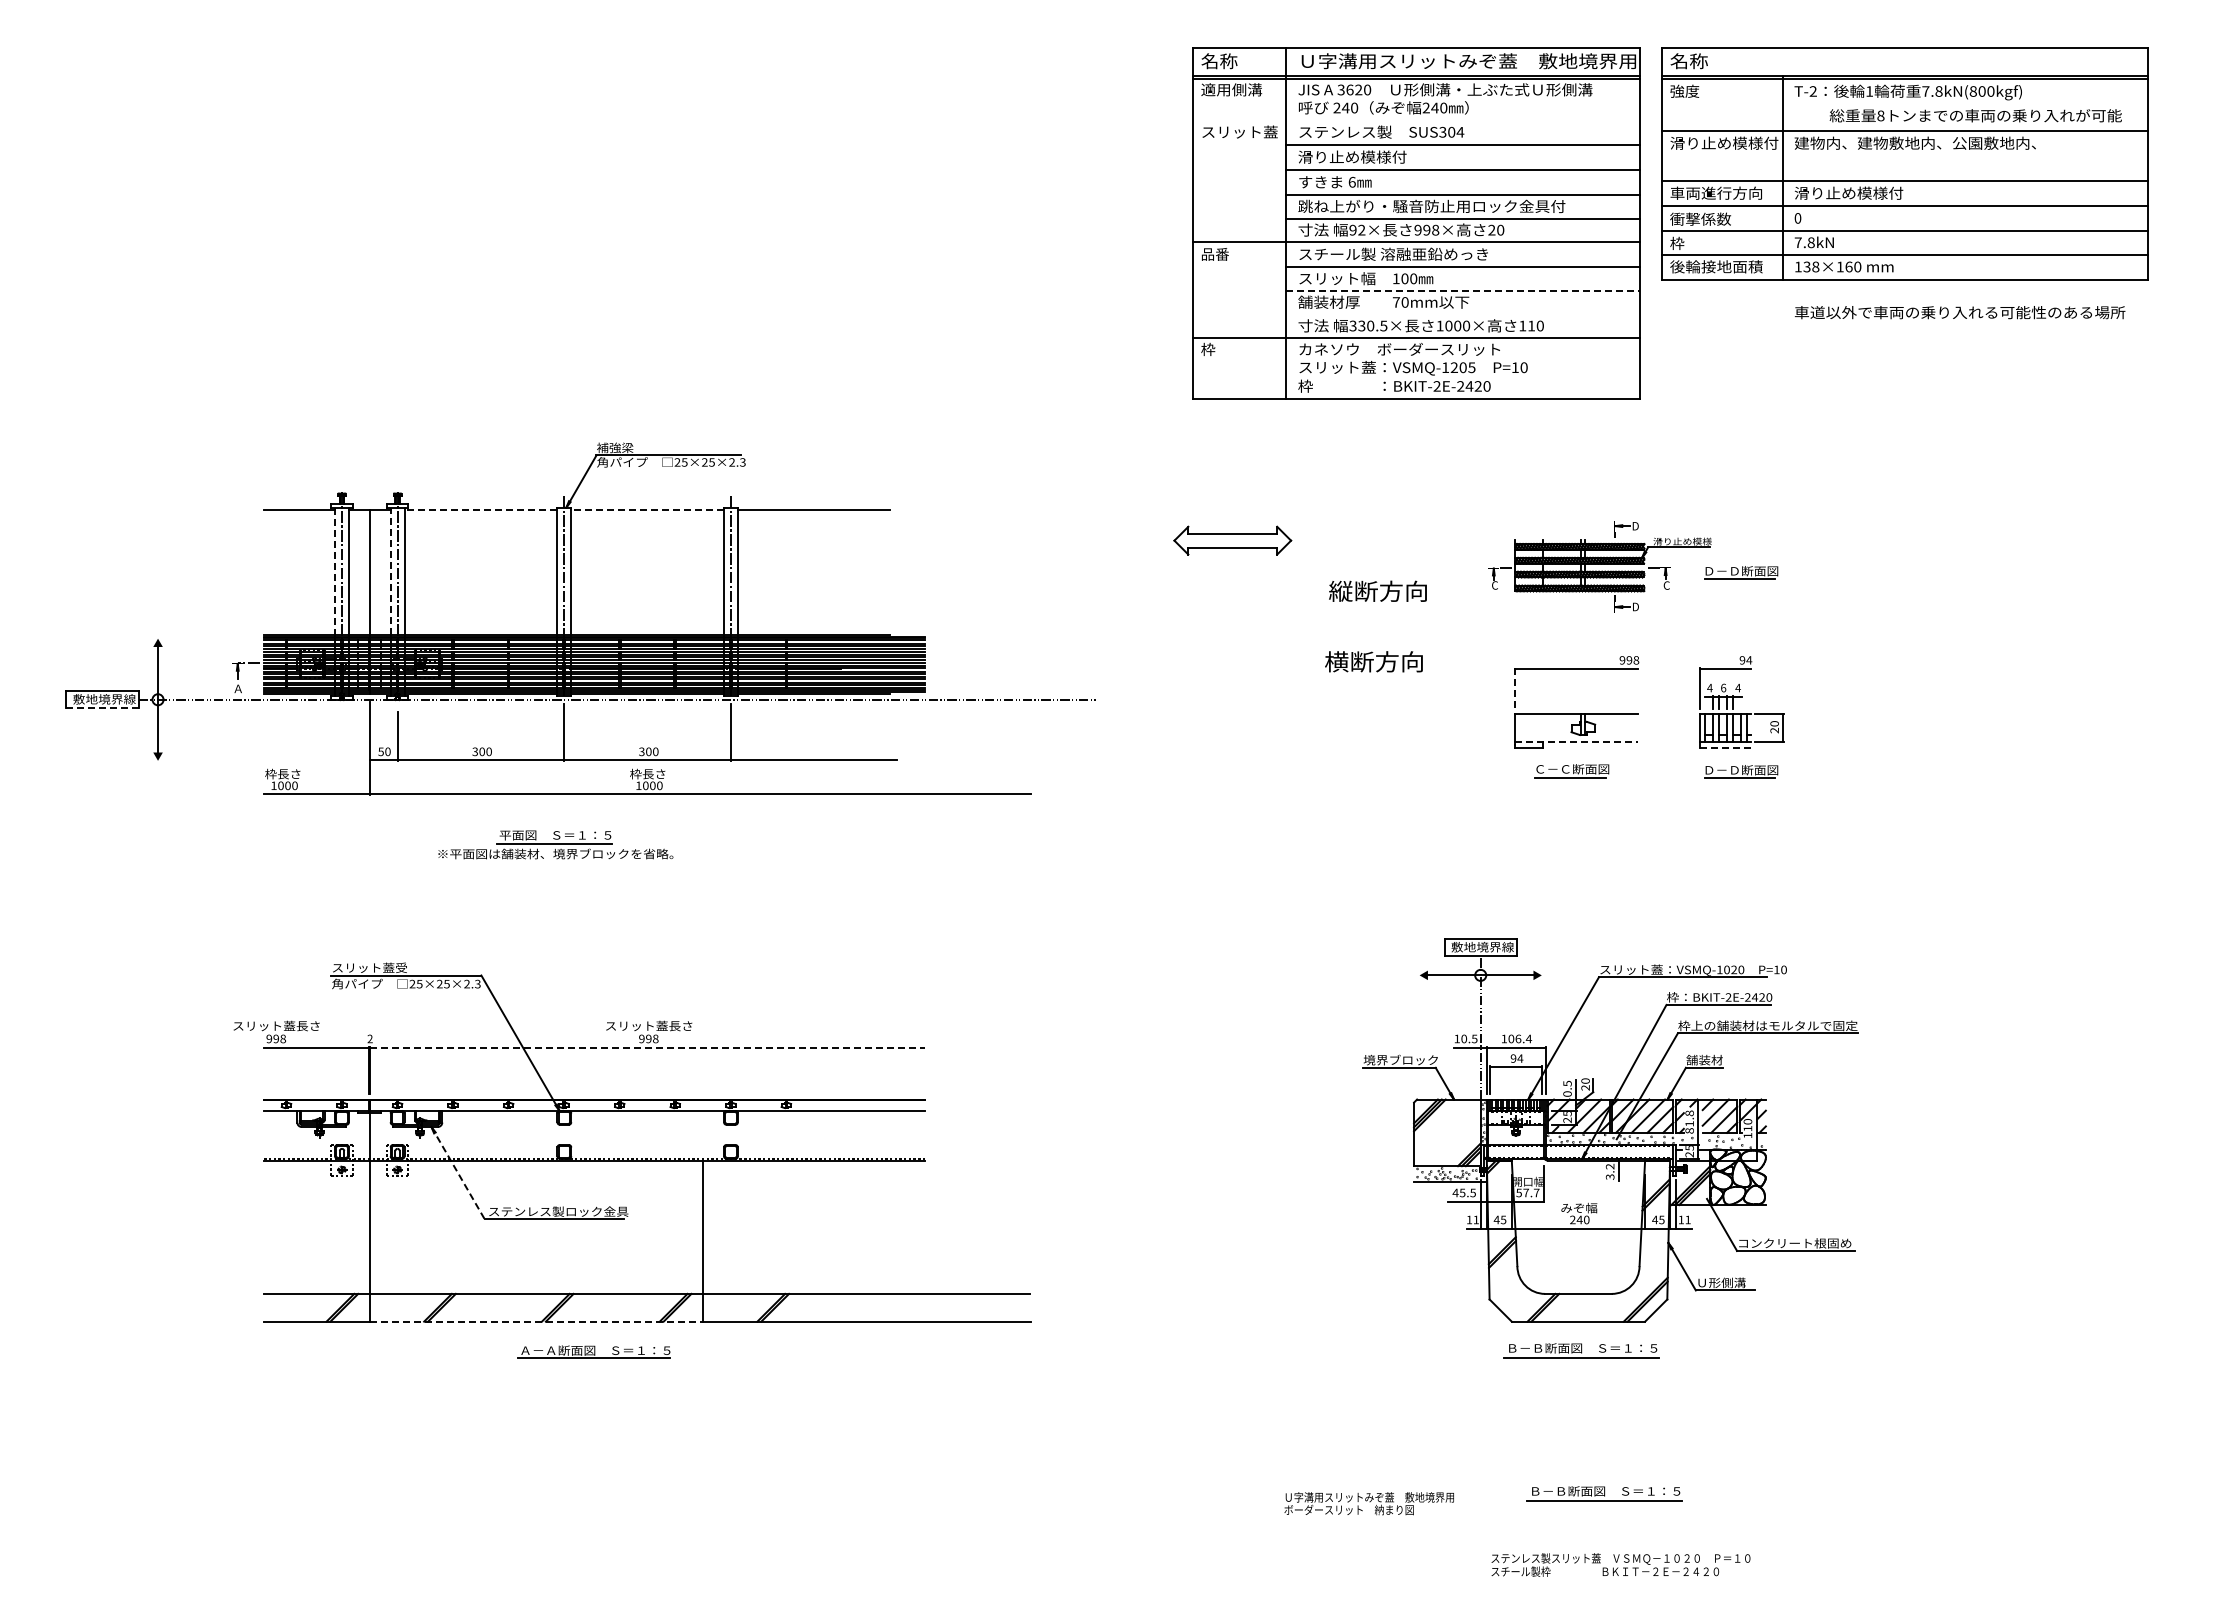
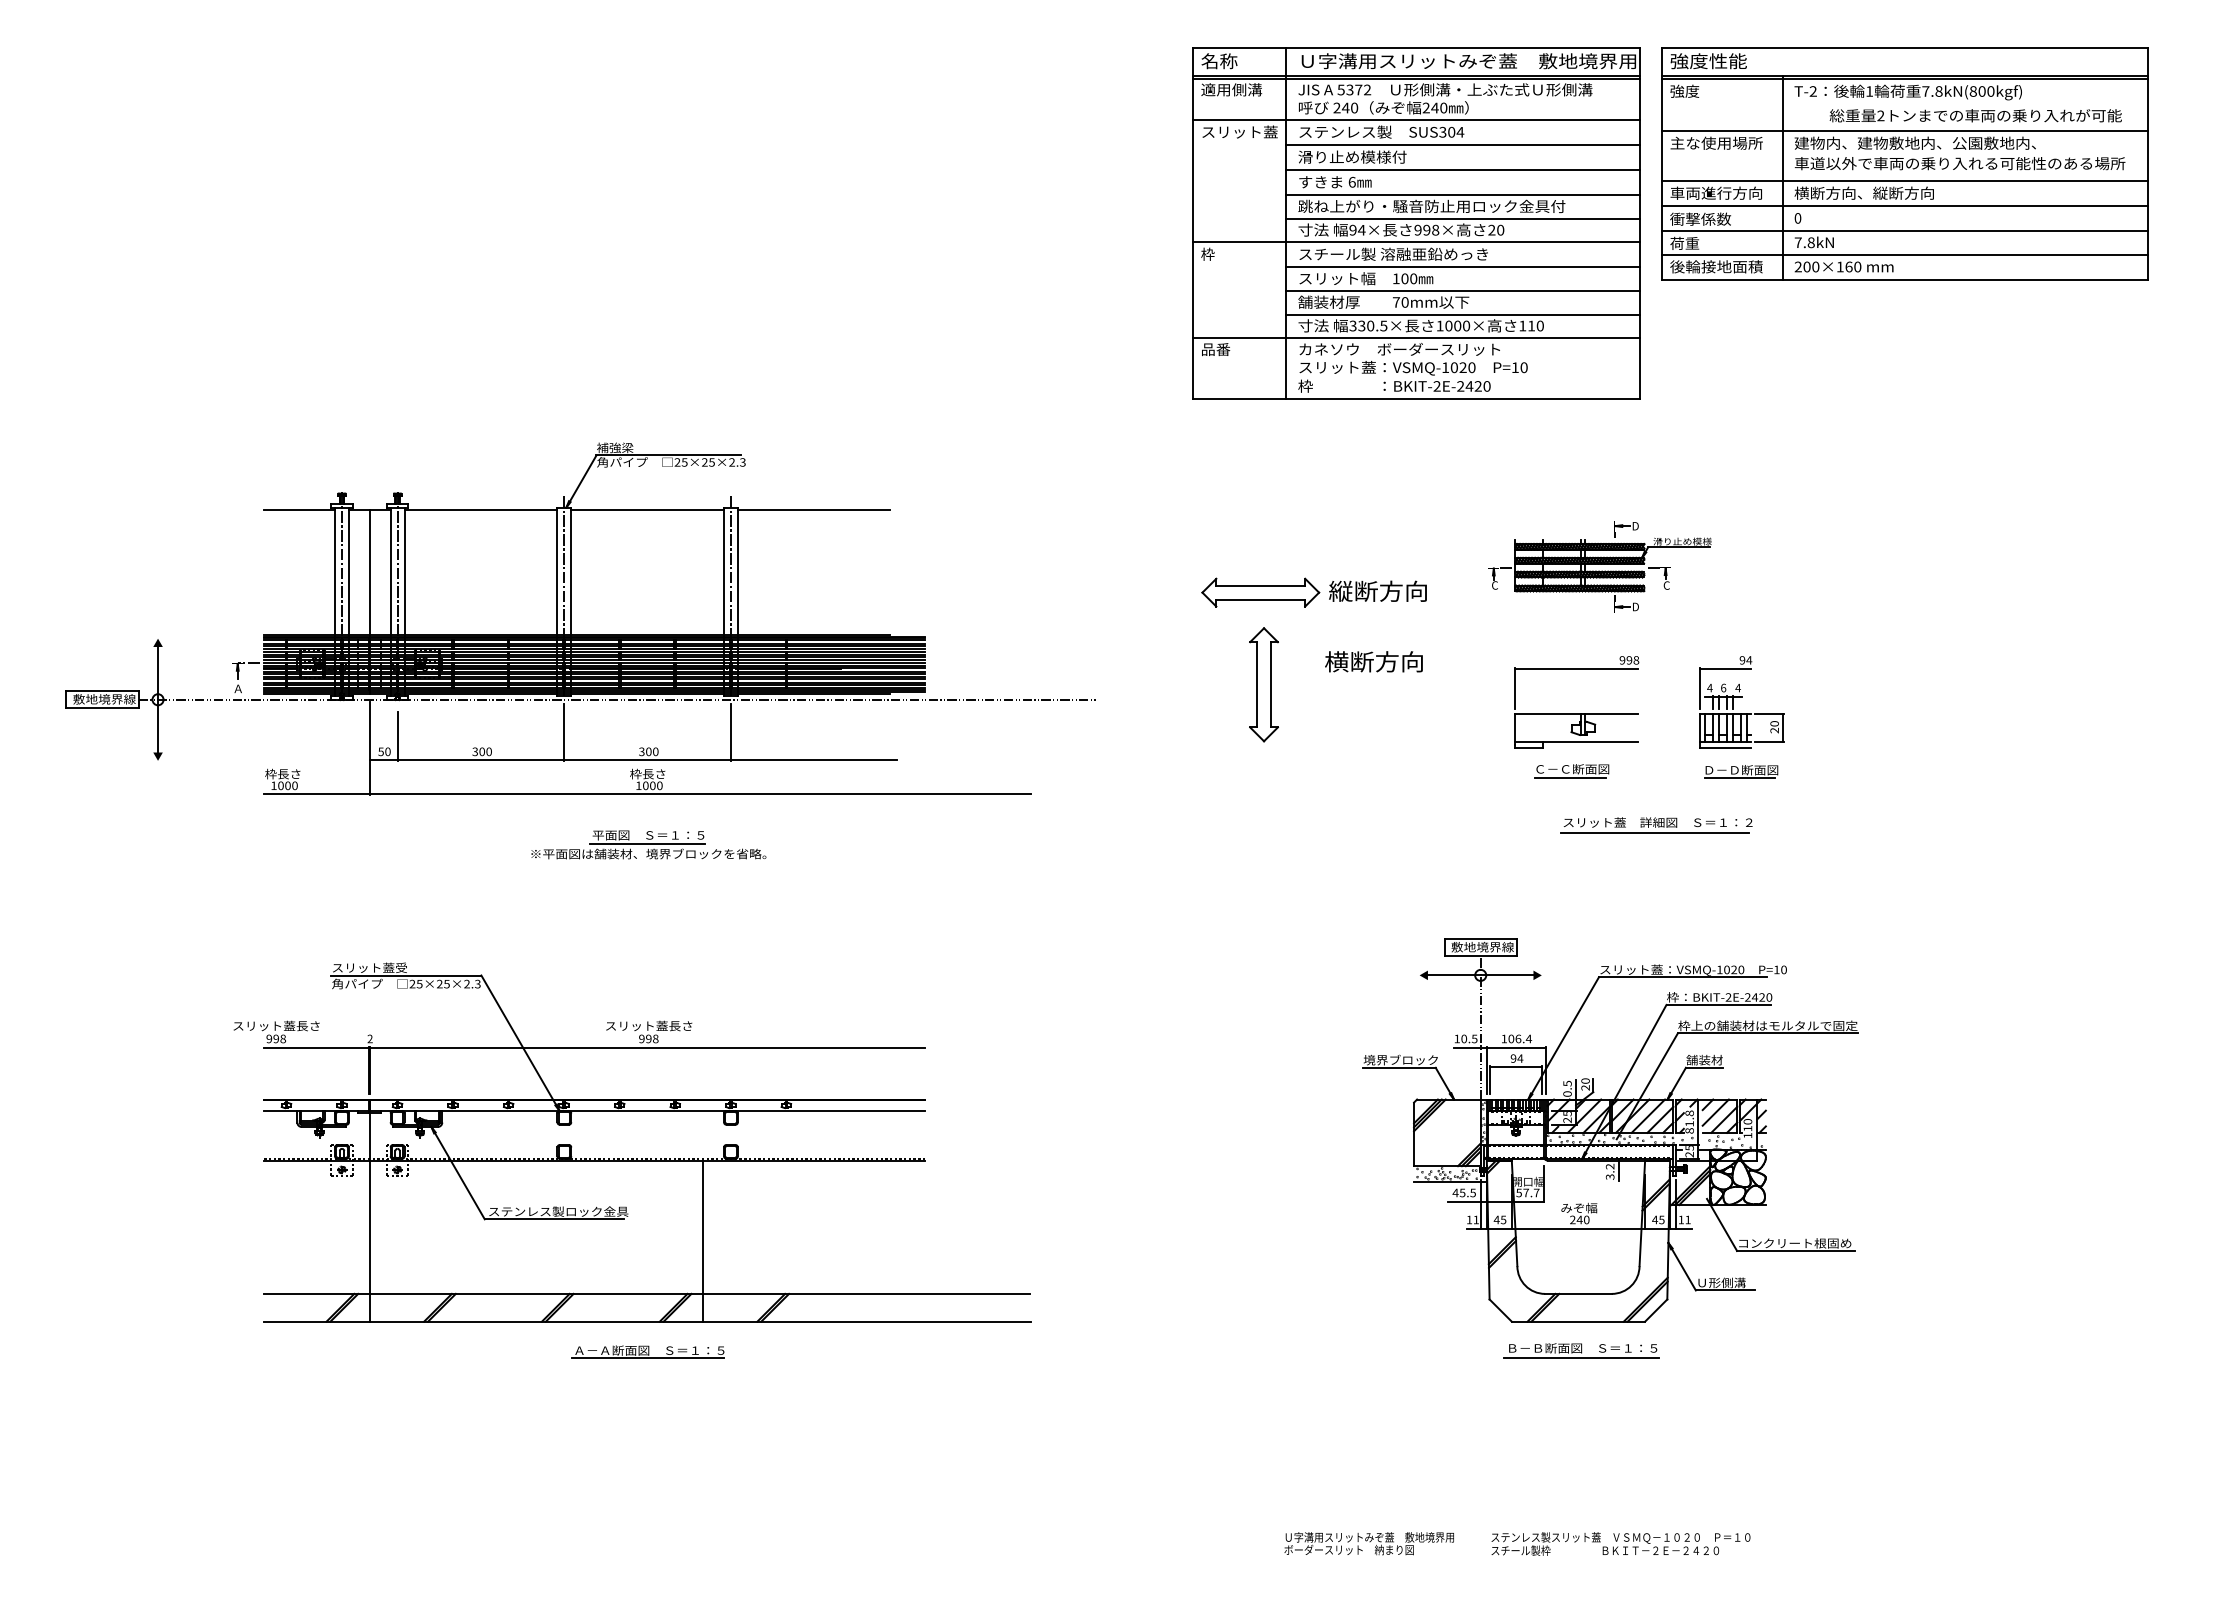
text: 名称 -> 強度性能 (1708, 61)
text: 3620 -> 5372 (1354, 89)
text: 8 -> 2 (1880, 115)
line: none -> present (1416, 120)
text: 滑り止め模様付 -> 主な使用場所 (1724, 142)
text: 滑り止め模様付 -> 横断方向、縦断方向 (1863, 192)
text: 92× -> 94× (1361, 229)
text: 枠 -> 荷重 (1684, 242)
text: 品番 -> 枠 (1214, 253)
text: 138×160 -> 200×160 (1806, 266)
line: dashed -> solid (1463, 290)
text position: (1959, 312) -> (1959, 163) (1959, 163)
line: none -> present (1463, 314)
text: 枠 -> 品番 (1215, 349)
text: VSMQ-1205 -> VSMQ-1020 (1462, 367)
line: dashed -> solid (480, 510)
line: dashed -> solid (647, 510)
part position: (1232, 540) -> (1260, 592) (1260, 592)
line: dashed -> solid (335, 571)
line: dashed -> solid (390, 571)
part: present -> none (1741, 572)
part: none -> present (1263, 684)
line: dashed -> solid (1515, 688)
line: dashed -> solid (102, 708)
line: dashed -> solid (1577, 741)
line: dashed -> solid (1725, 747)
part: none -> present (1656, 825)
part position: (555, 844) -> (648, 844) (648, 844)
line: dashed -> solid (648, 1047)
line: dashed -> solid (458, 1173)
line: dashed -> solid (536, 1321)
part position: (593, 1351) -> (647, 1351) (647, 1351)
part: present -> none (1604, 1493)
text position: (1368, 1503) -> (1368, 1543) (1368, 1543)
text position: (1620, 1564) -> (1620, 1543) (1620, 1543)
